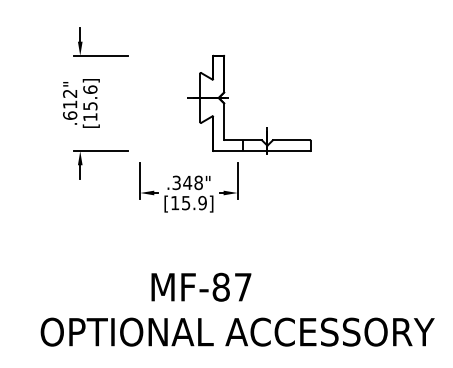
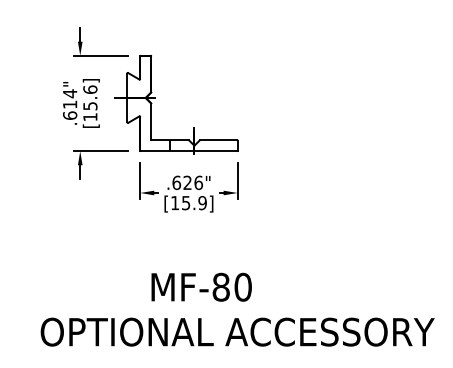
text: .612" -> .614" (70, 93)
part position: (228, 98) -> (155, 98) (155, 98)
text: .348" -> .626" (187, 182)
text: MF-87 -> MF-80 (242, 286)
